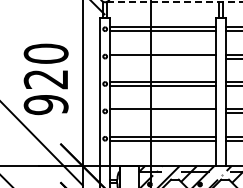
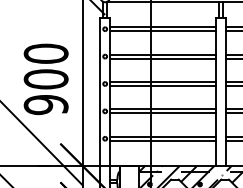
line: dashed -> solid (174, 2)
line: none -> present (163, 58)
text: 920 -> 900 (45, 79)
line: none -> present (163, 113)
